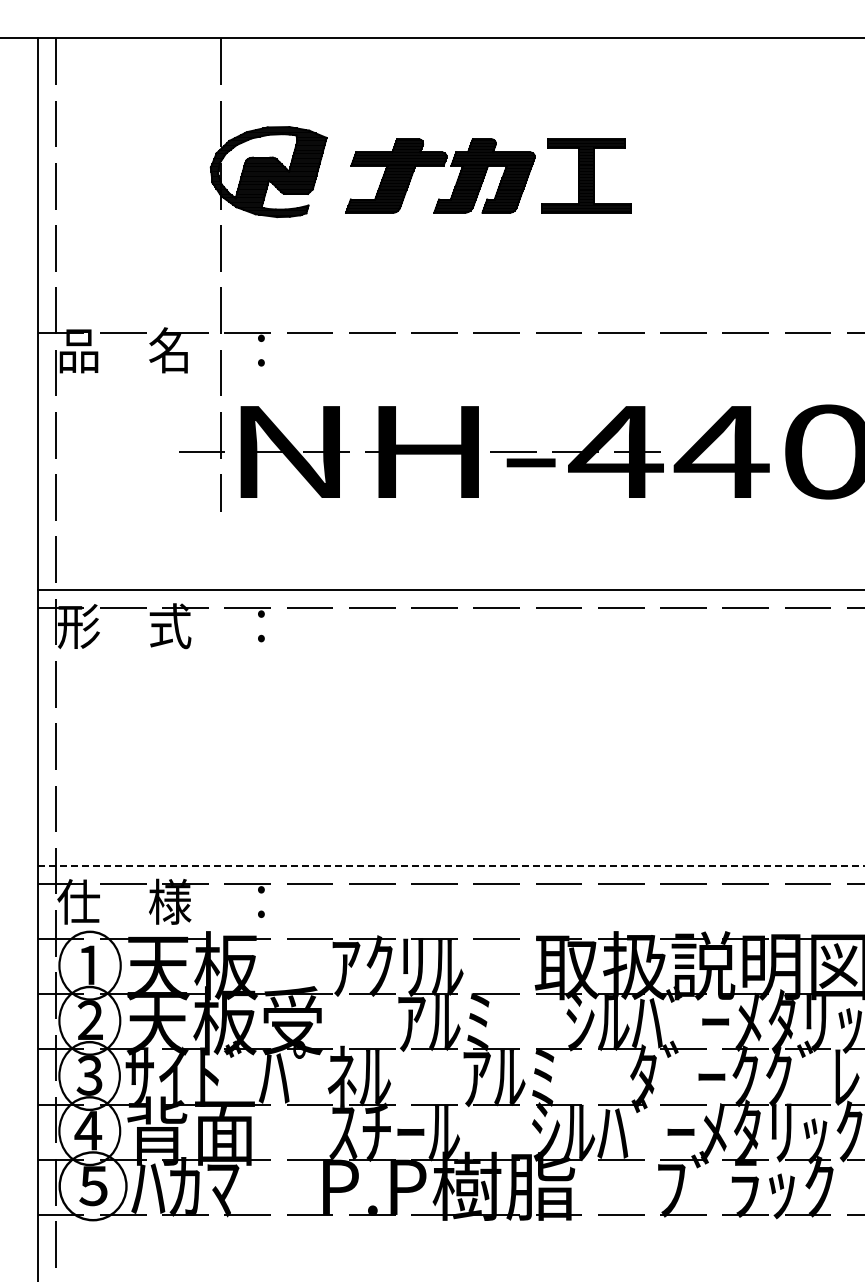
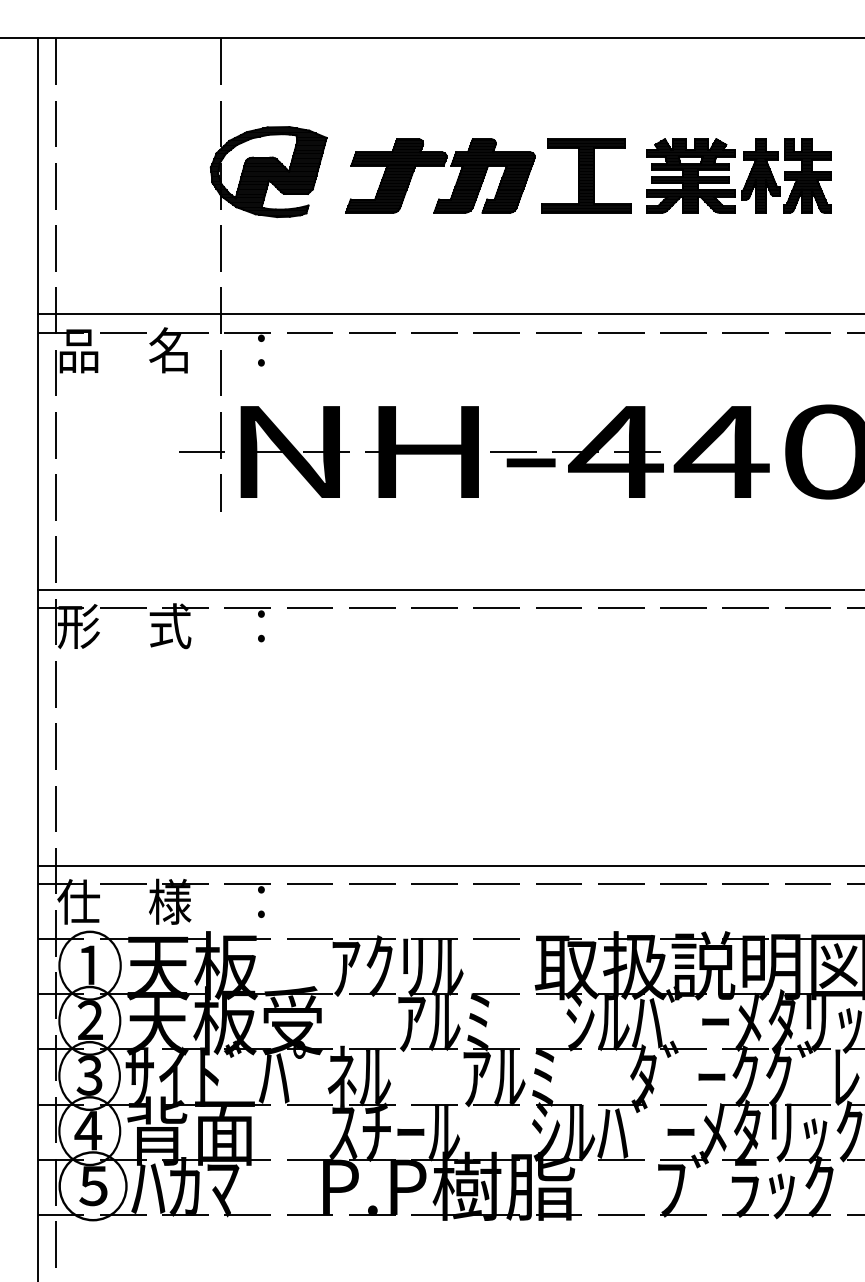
part: none -> present (729, 176)
line: none -> present (449, 314)
line: dashed -> solid (451, 865)
